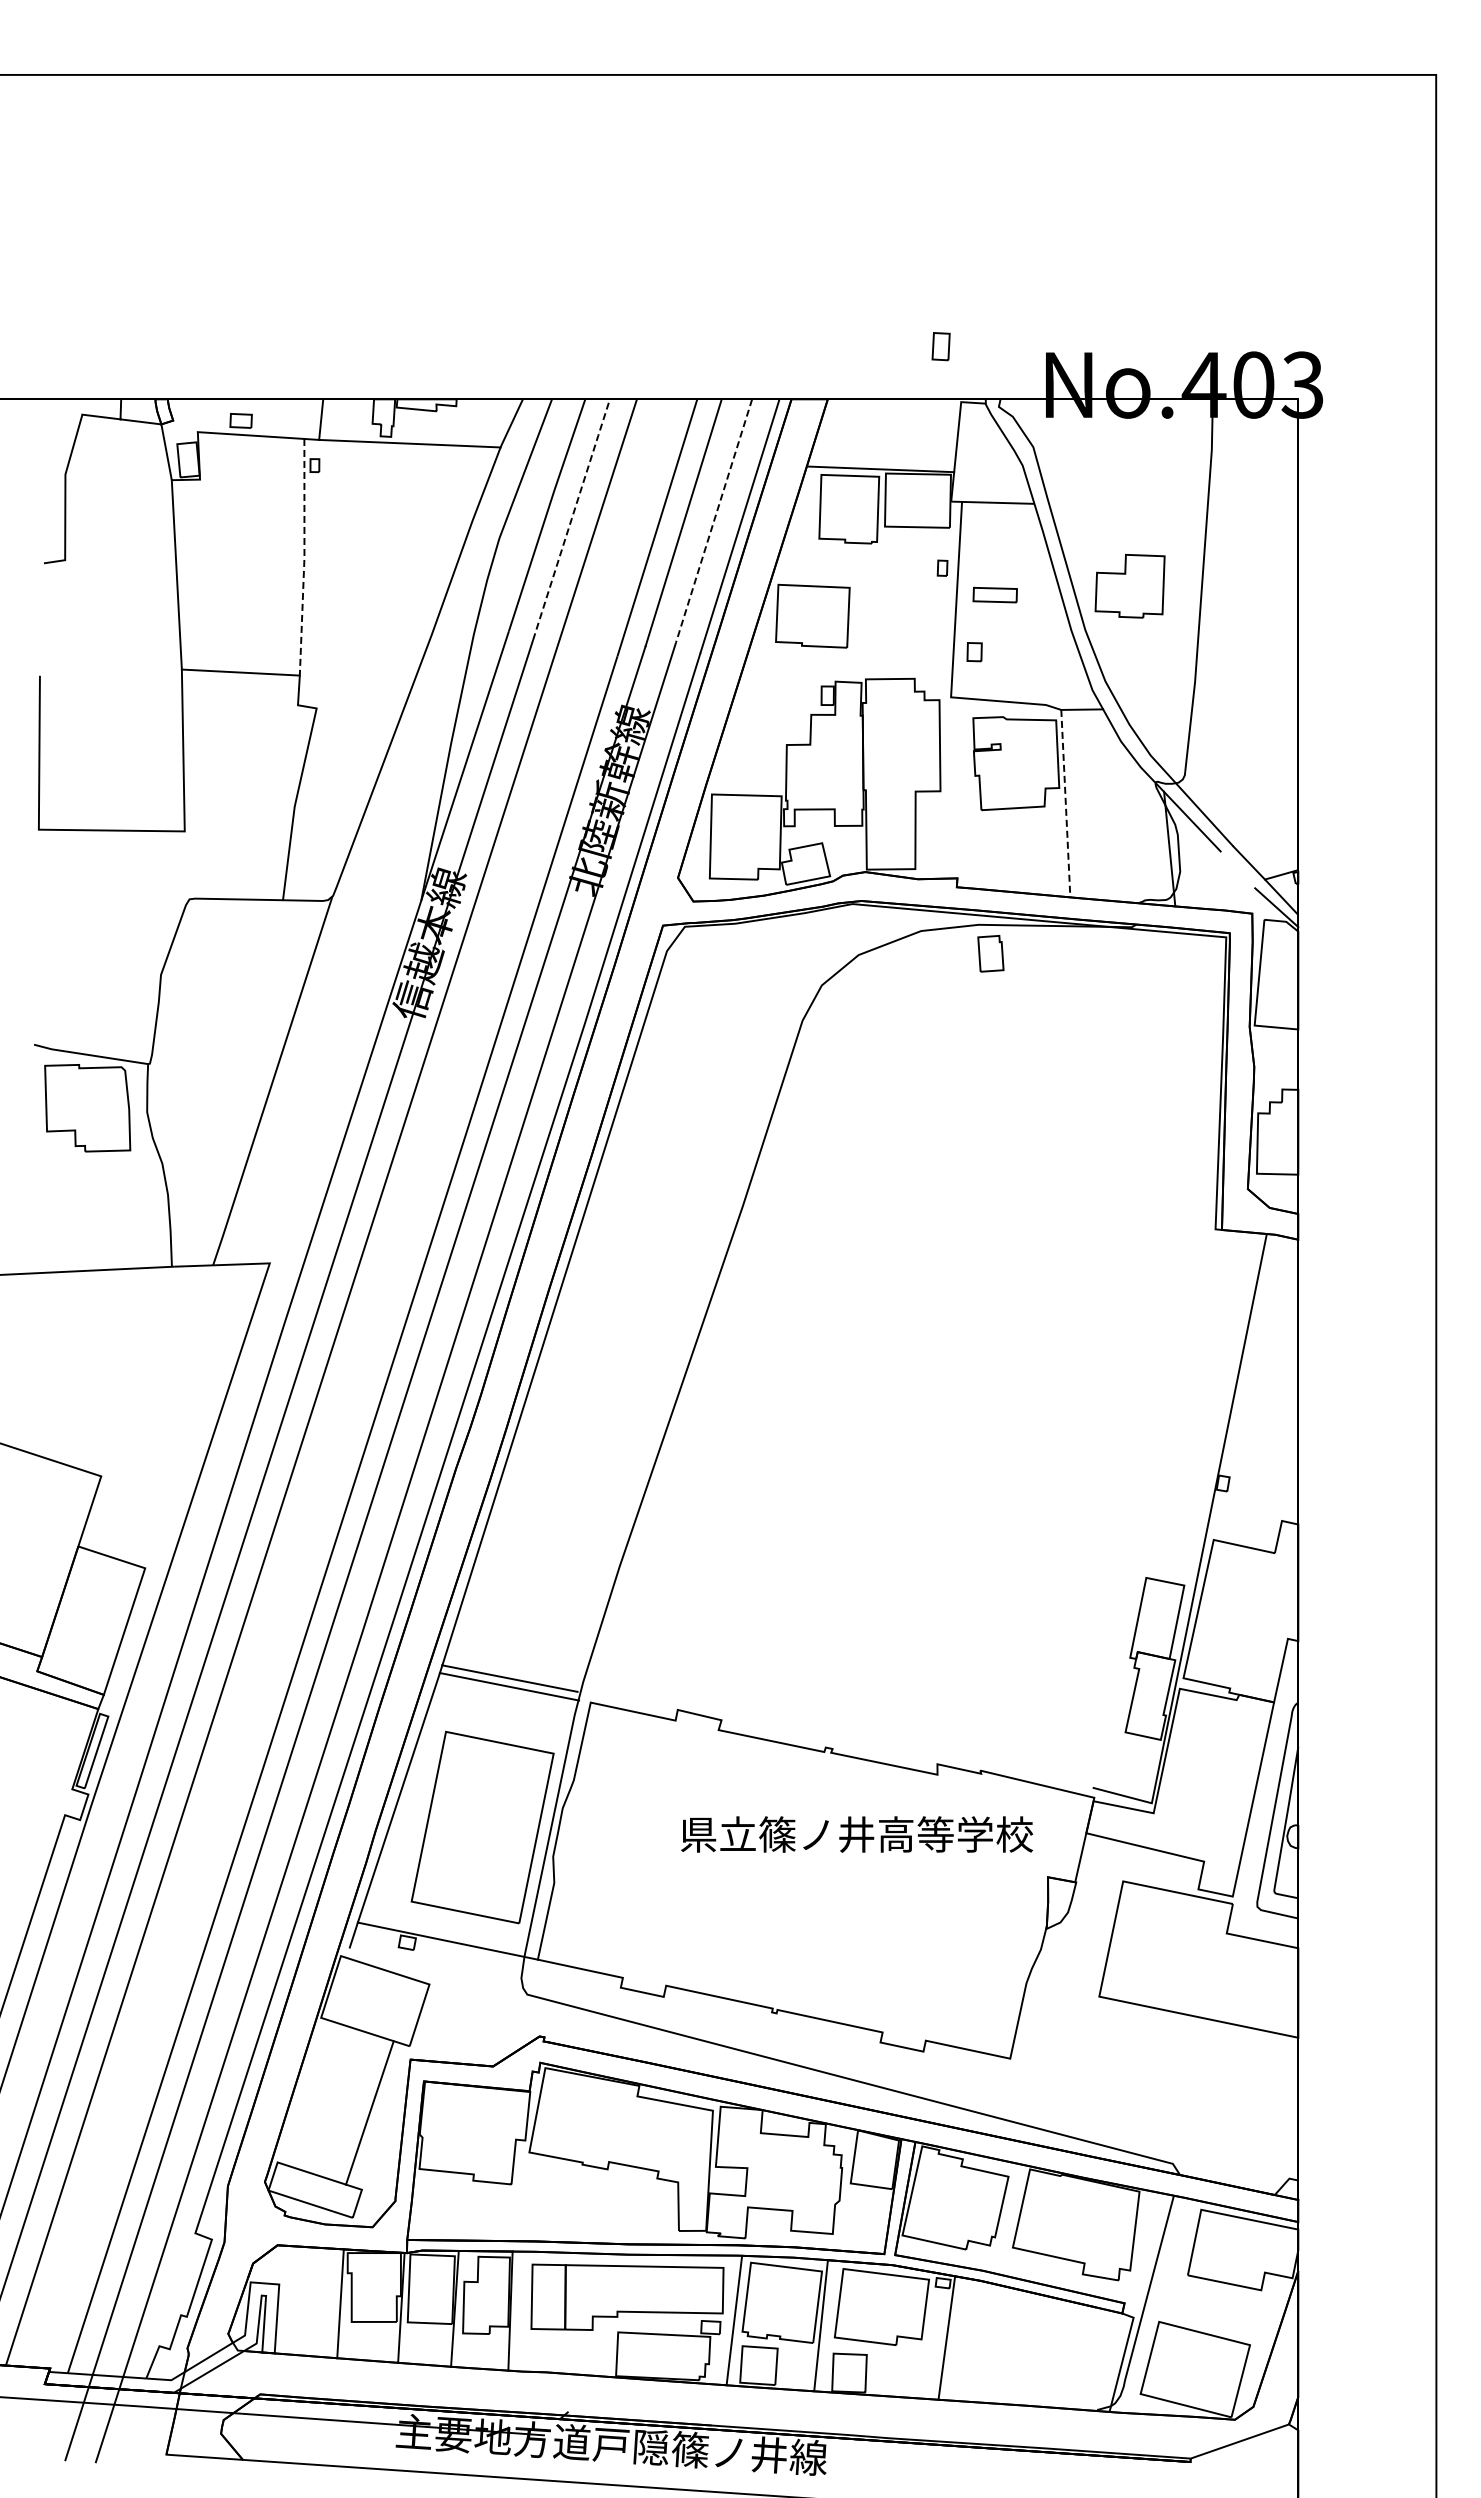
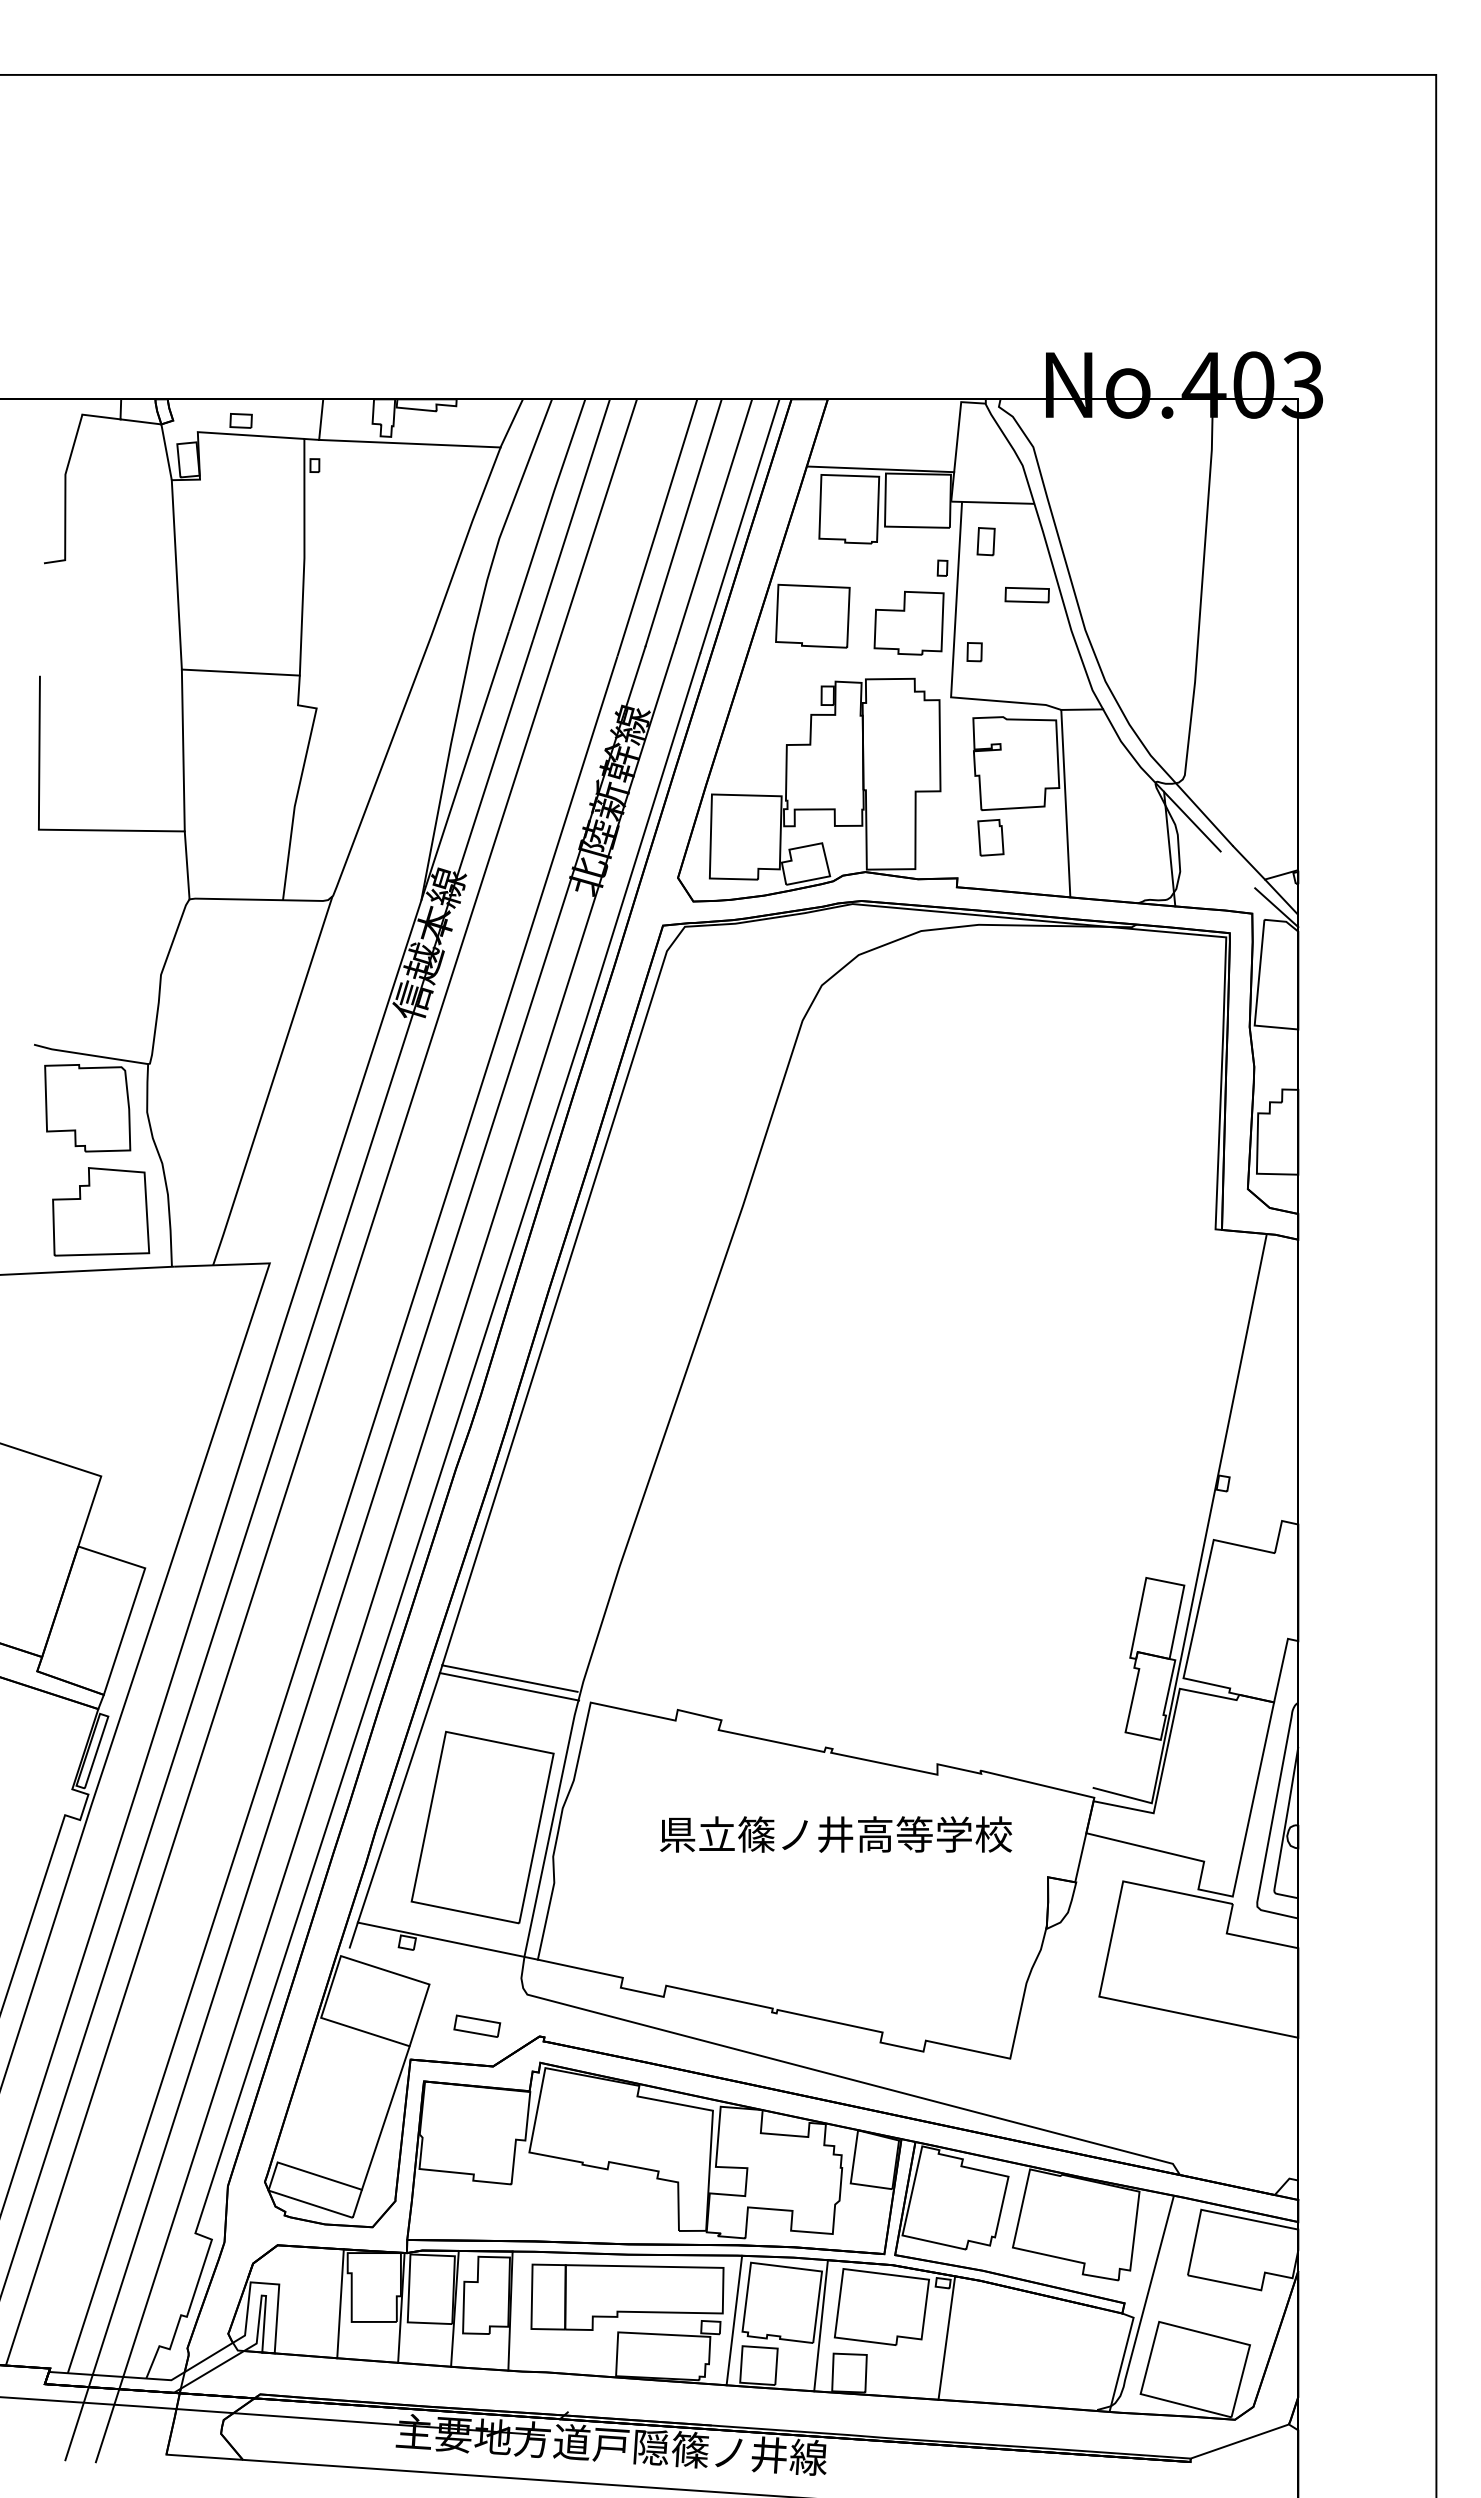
part position: (940, 346) -> (985, 541) (985, 541)
line: dashed -> solid (571, 518)
line: dashed -> solid (714, 521)
line: dashed -> solid (304, 558)
part position: (1129, 585) -> (908, 622) (908, 622)
part position: (994, 594) -> (1026, 594) (1026, 594)
line: dashed -> solid (1065, 803)
line: none -> present (186, 865)
part position: (990, 953) -> (990, 837) (990, 837)
part: none -> present (101, 1211)
text position: (857, 1834) -> (836, 1834) (836, 1834)
part: none -> present (477, 2025)
line position: (369, 2112) -> (385, 2117) (385, 2117)
